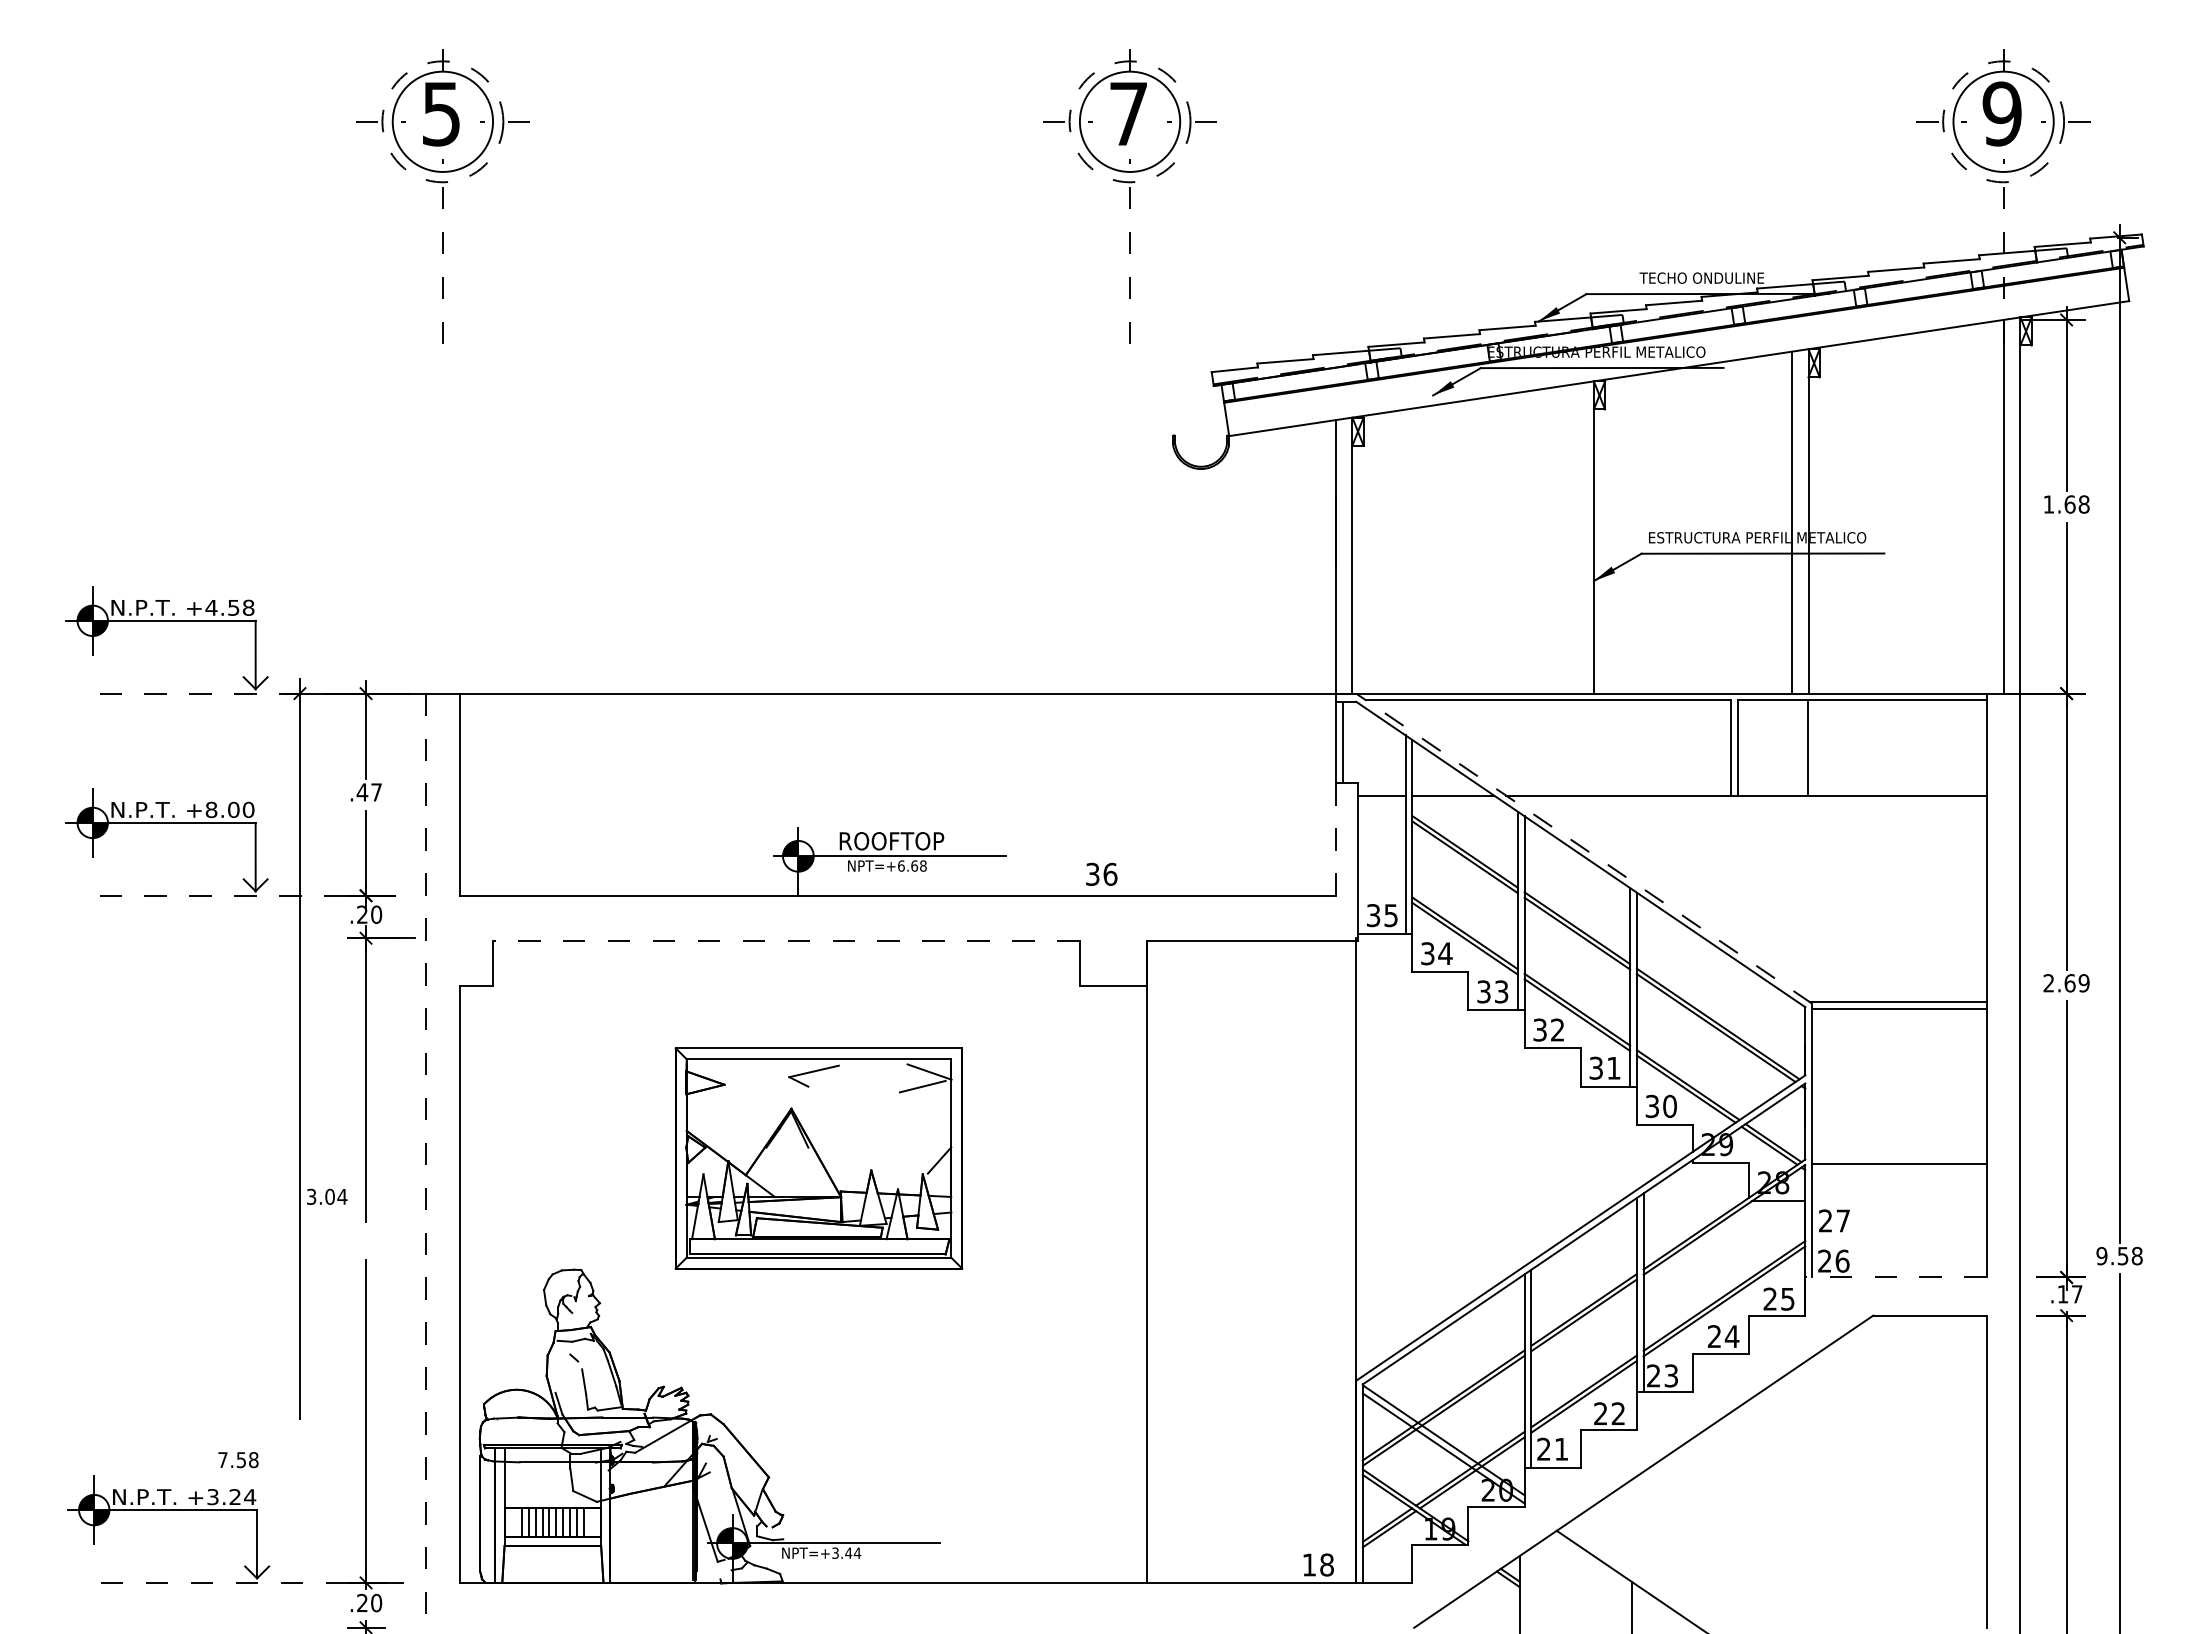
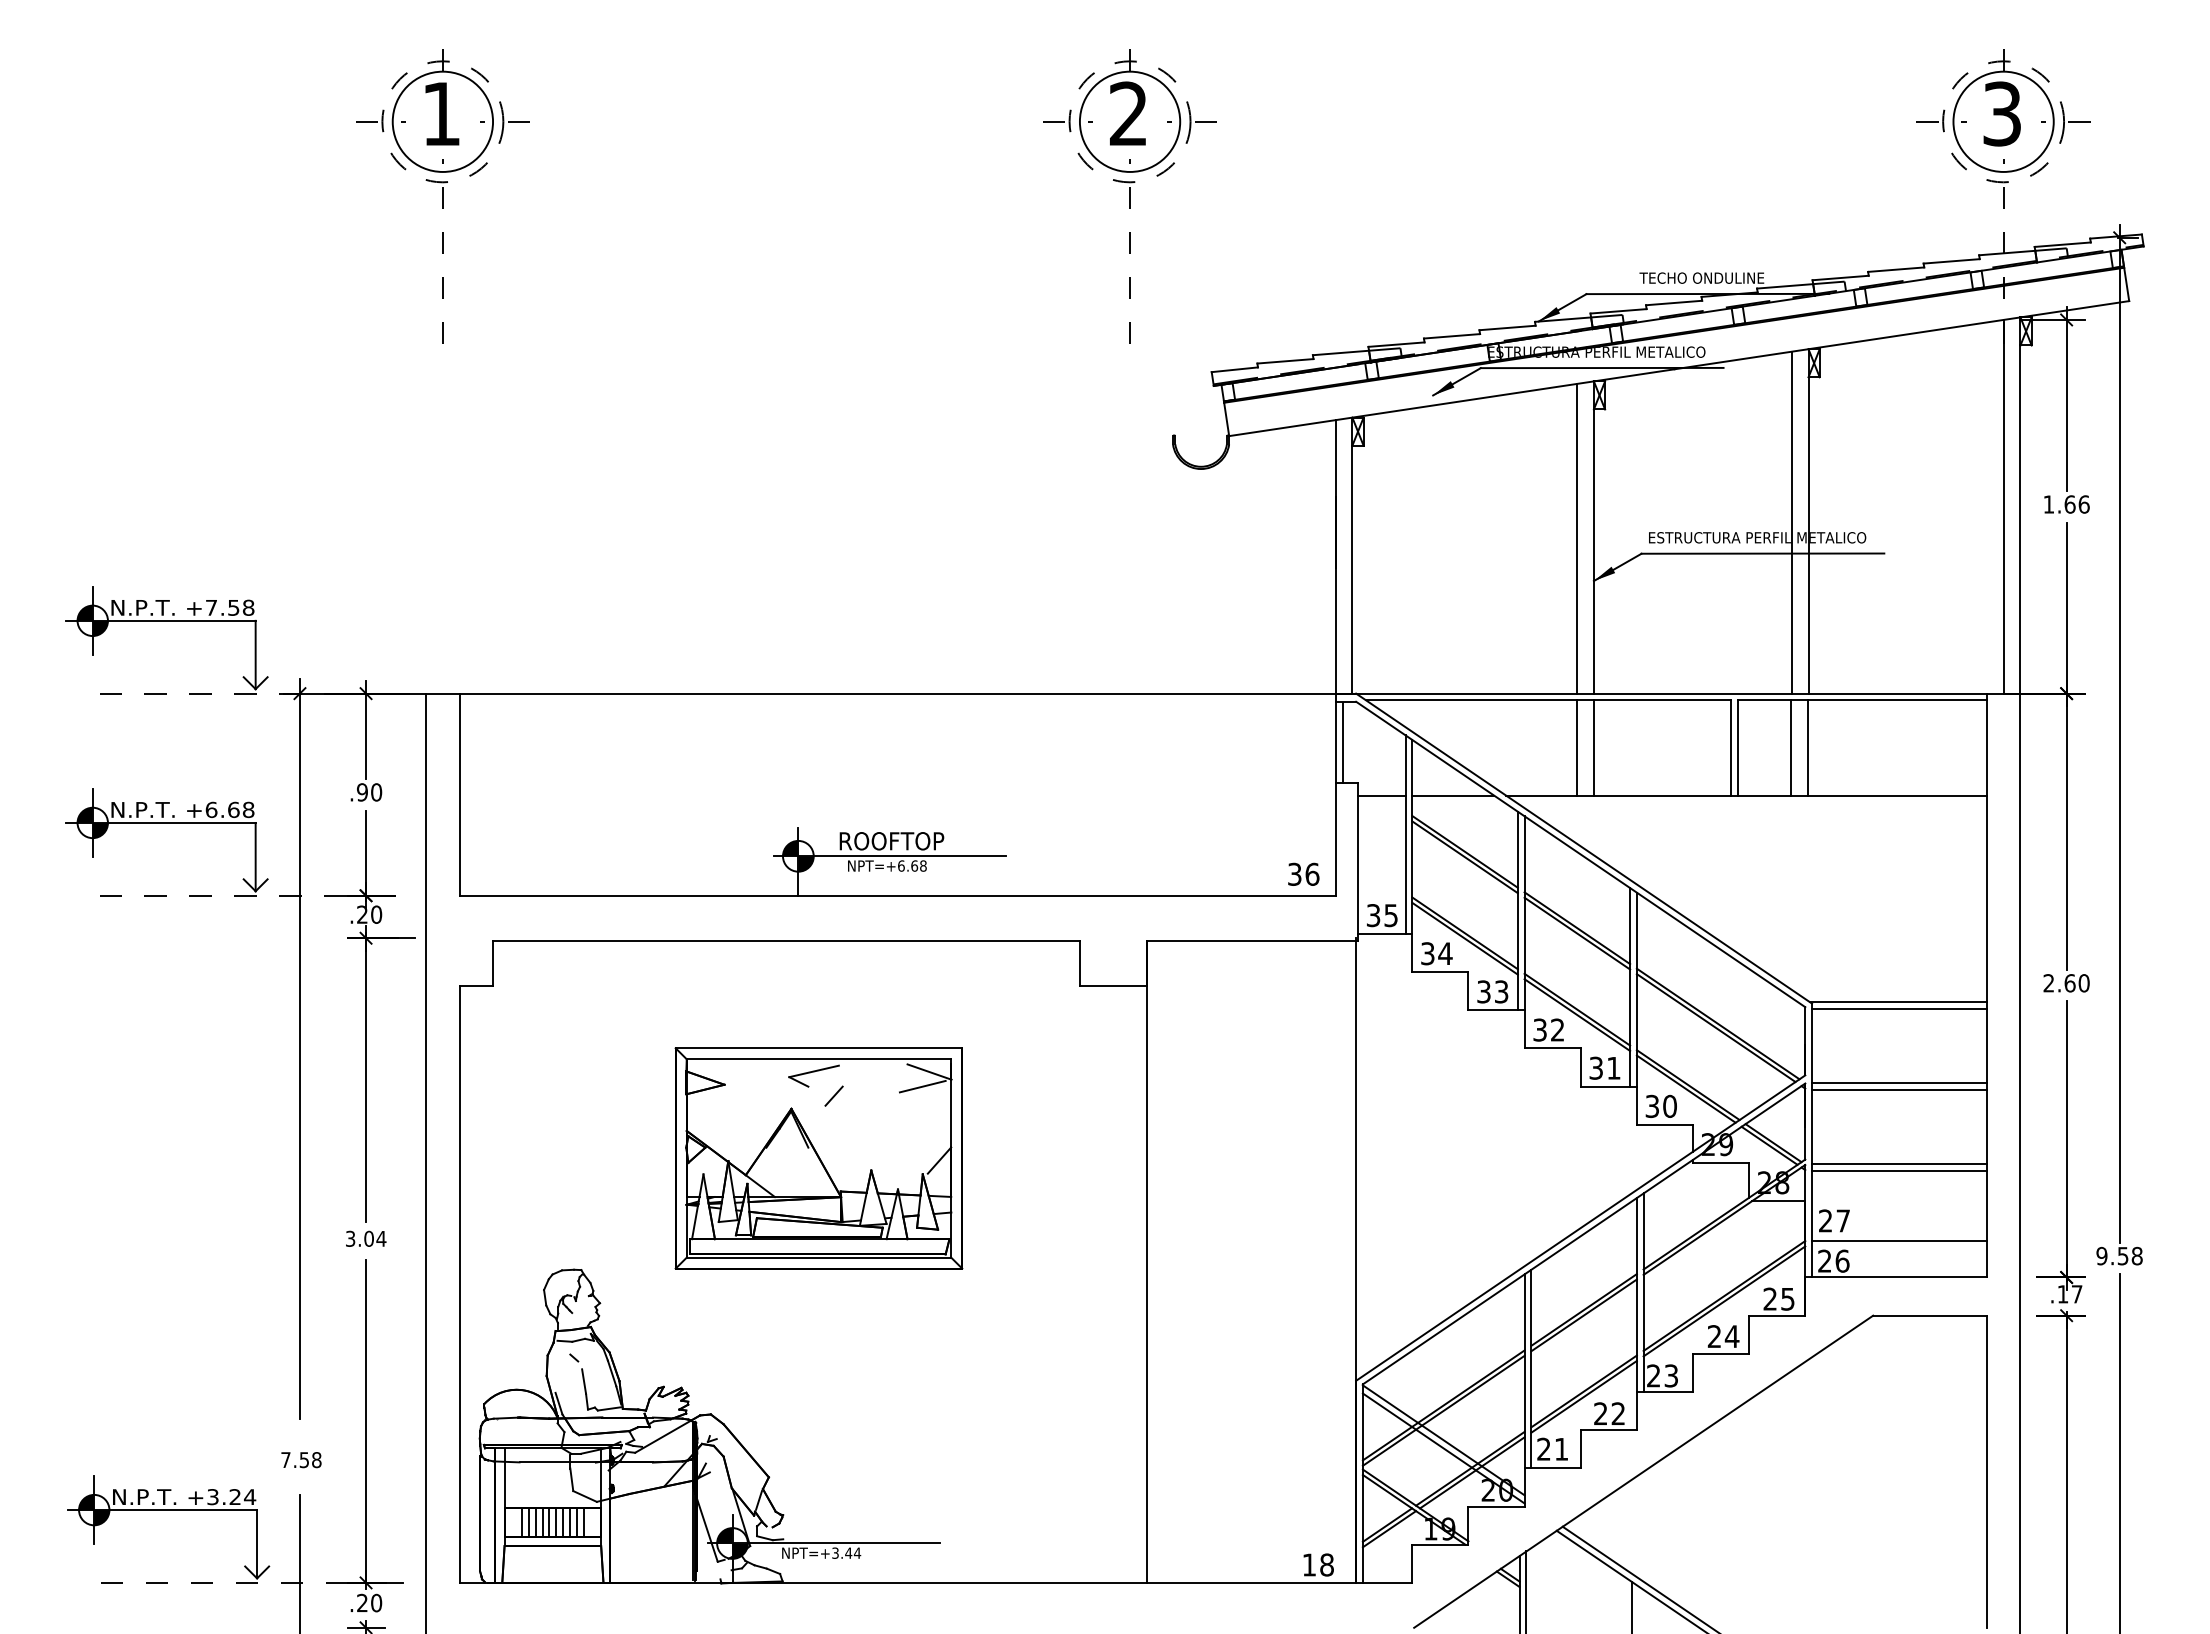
text: 7 -> 2 (1128, 113)
text: 9 -> 3 (2001, 113)
text: 5 -> 1 (441, 114)
text: 1.68 -> 1.66 (2083, 504)
line: none -> present (1577, 538)
text: +4.58 -> +7.58 (211, 607)
line: none -> present (1576, 747)
line: none -> present (1593, 747)
line: none -> present (1791, 747)
text: .47 -> .90 (369, 792)
text: +8.00 -> +6.68 (229, 809)
line: dashed -> solid (1335, 840)
line: dashed -> solid (1584, 848)
text position: (1101, 873) -> (1303, 873) (1303, 873)
line: dashed -> solid (785, 940)
text: 2.69 -> 2.60 (2083, 983)
line: none -> present (1899, 1082)
line: none -> present (1899, 1089)
line: none -> present (833, 1095)
line: dashed -> solid (426, 1163)
line: none -> present (1899, 1170)
text position: (327, 1196) -> (366, 1238) (366, 1238)
line: none -> present (1899, 1241)
line: dashed -> solid (1896, 1277)
text position: (238, 1460) -> (301, 1460) (301, 1460)
line: none -> present (299, 1562)
line: none -> present (1638, 1578)
line: none -> present (1526, 1590)
